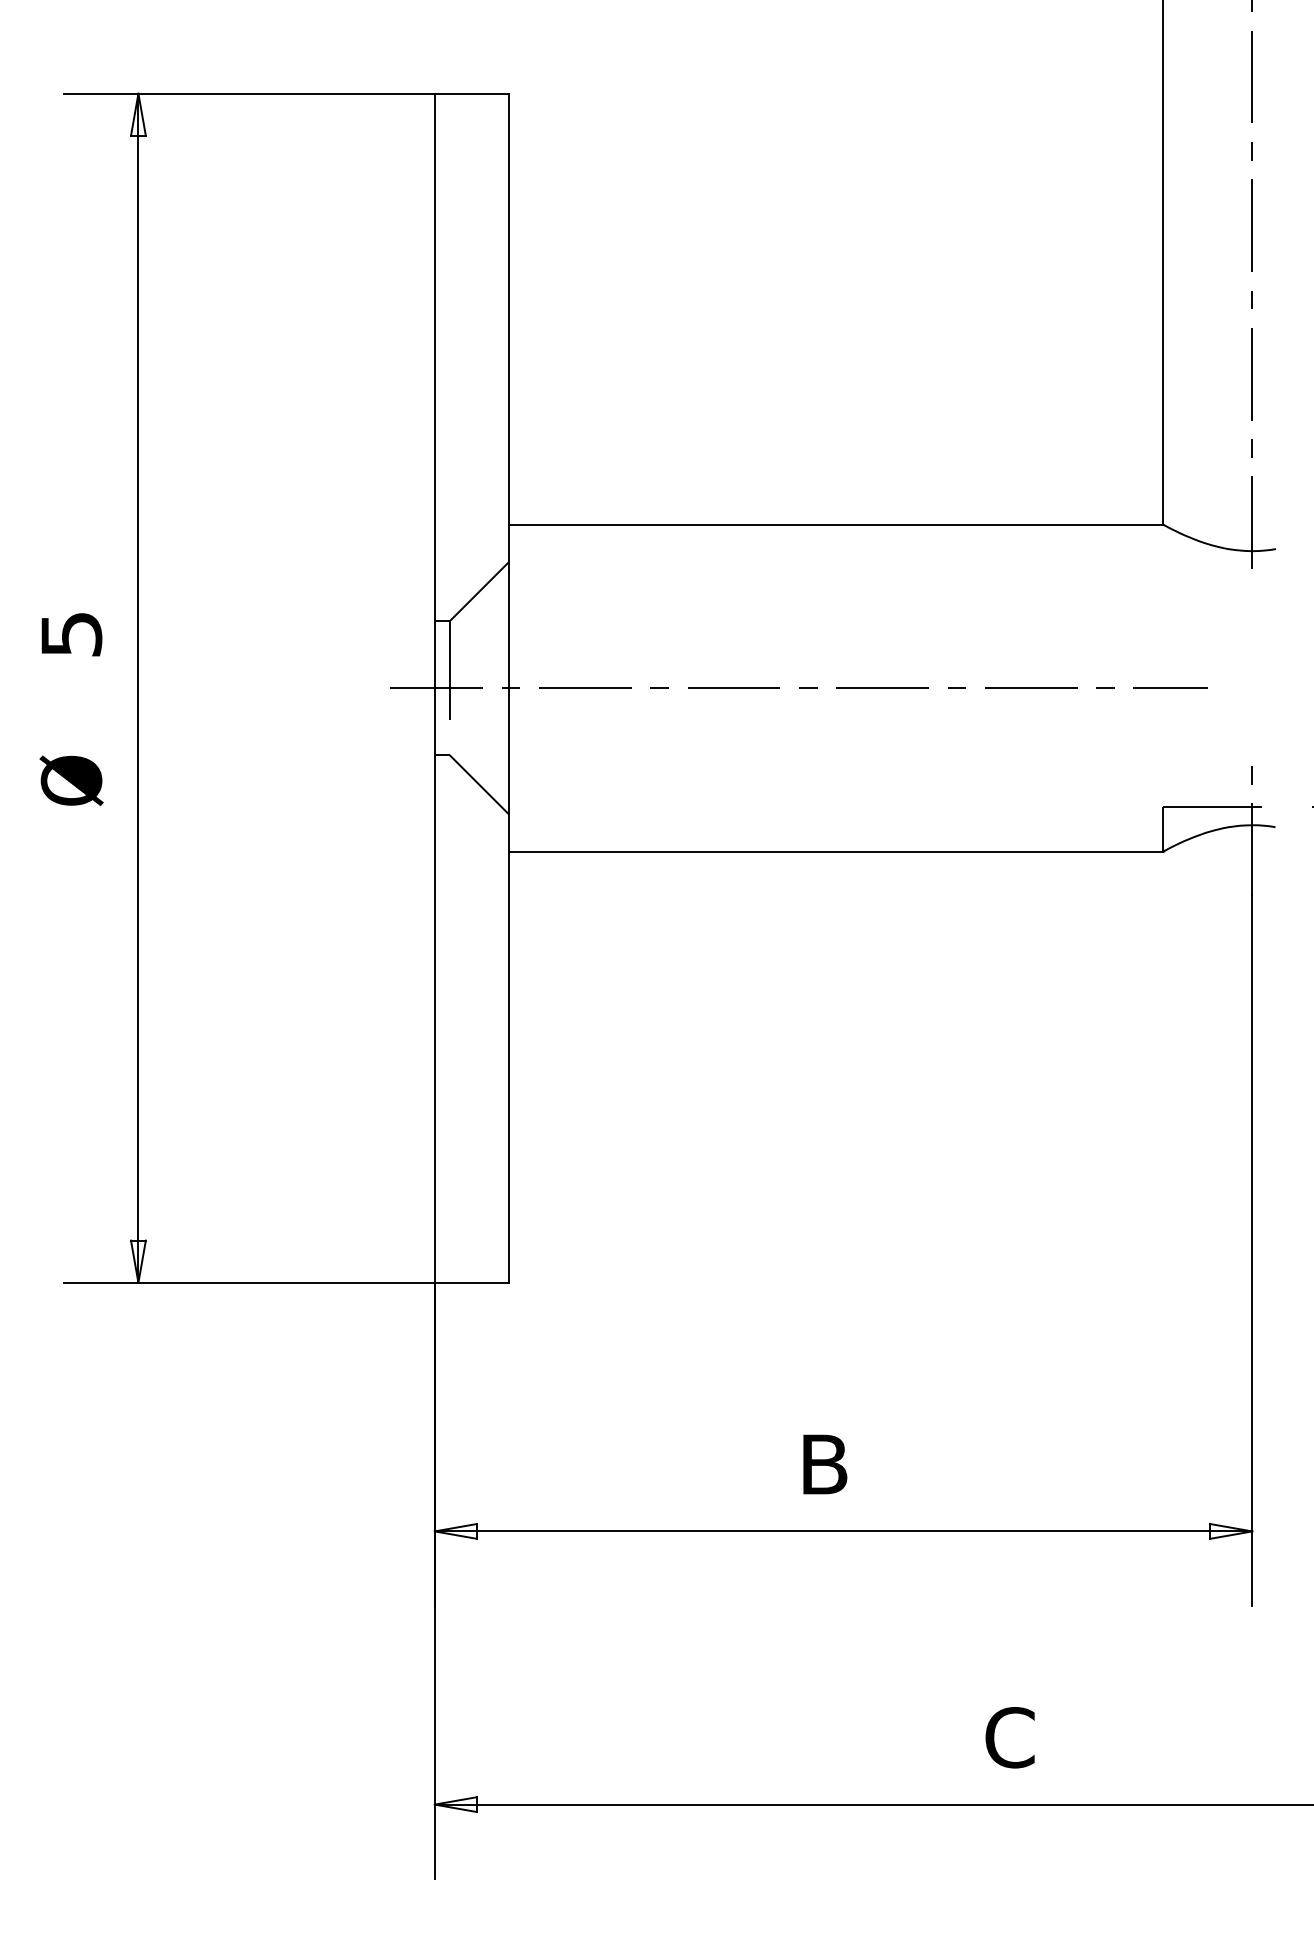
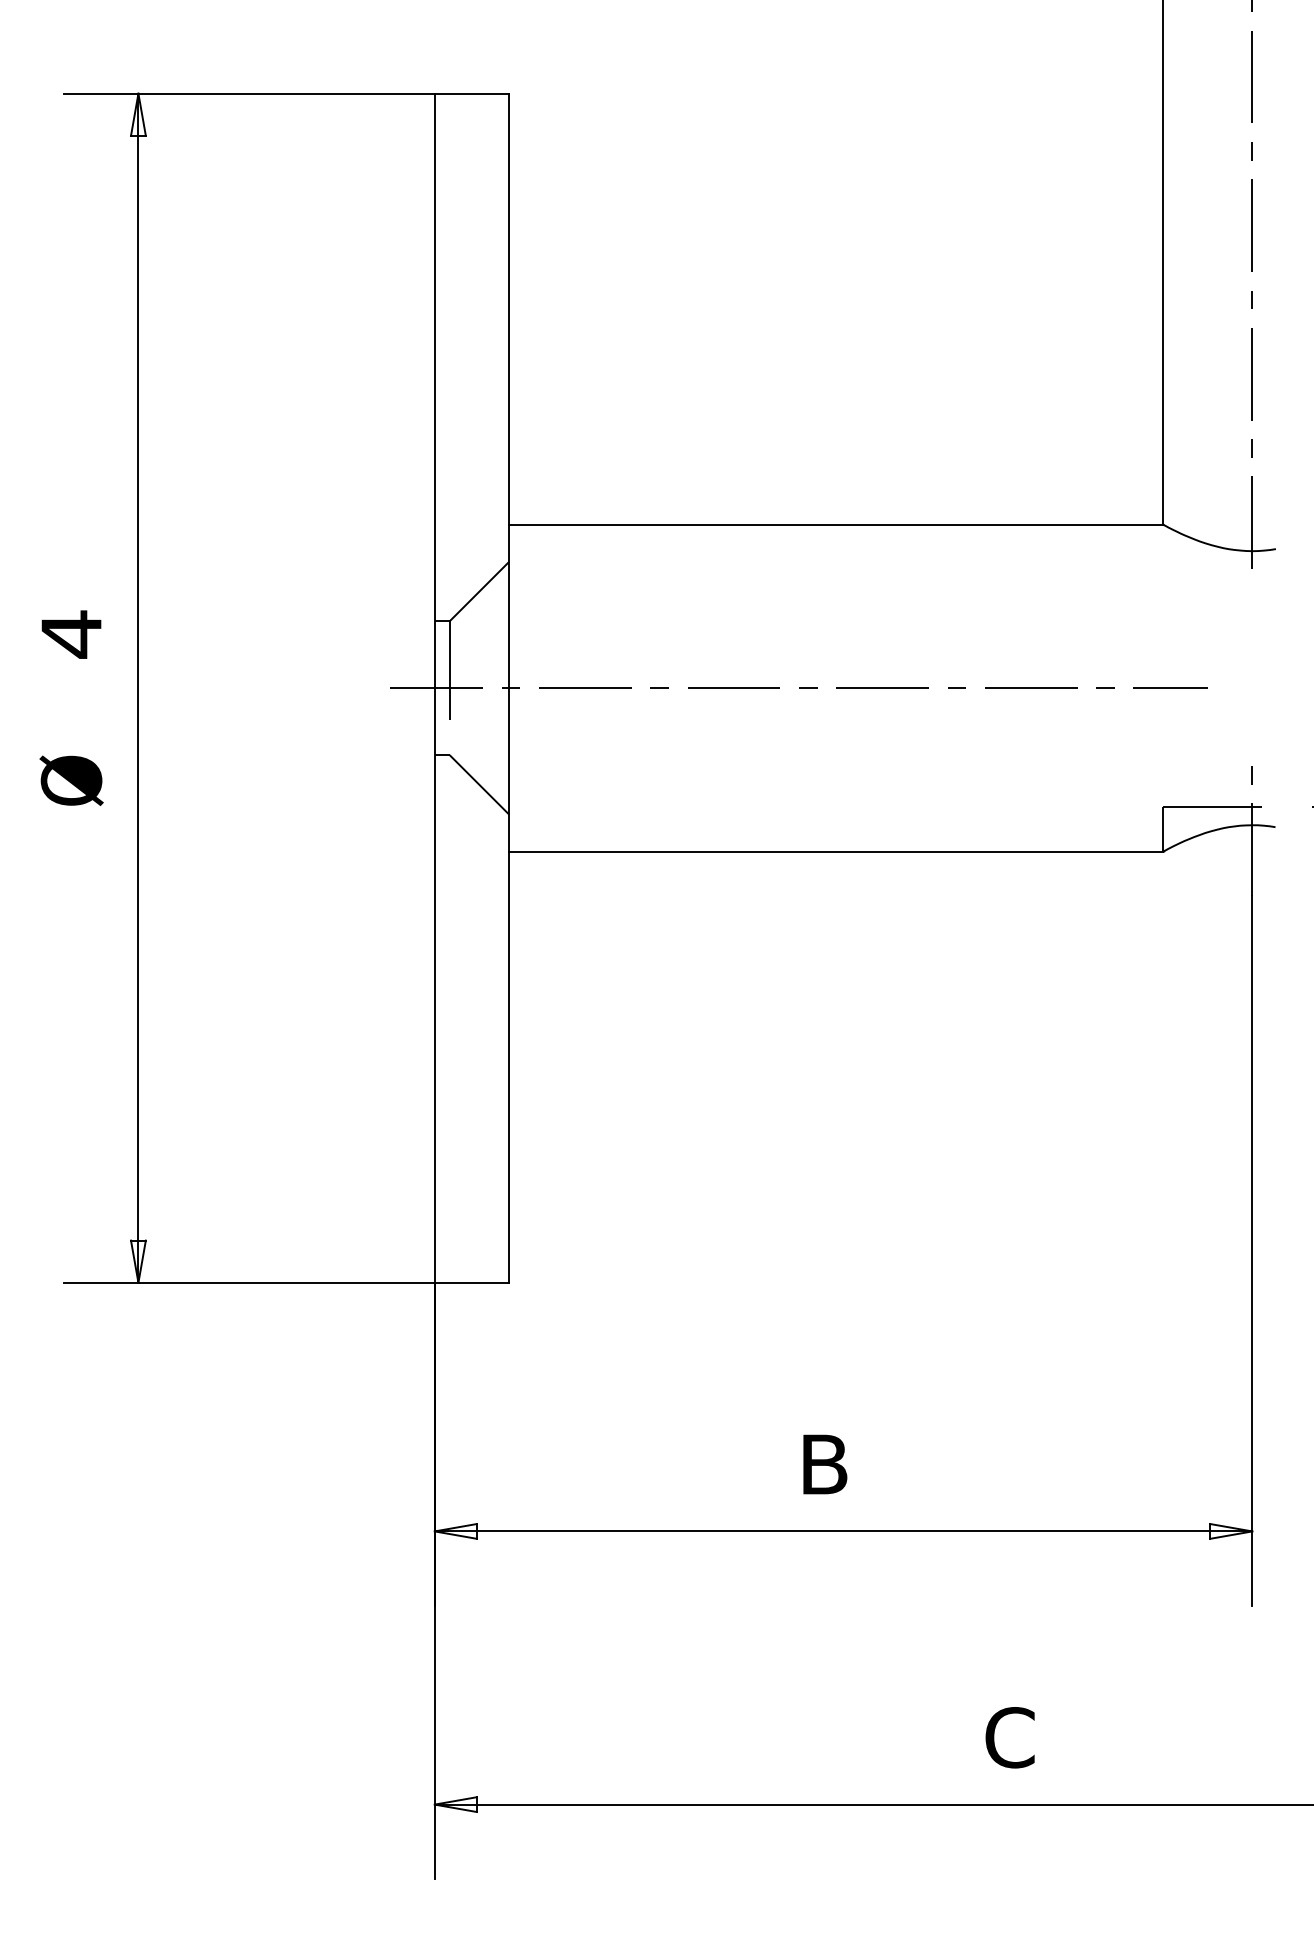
text: 5 -> 4 (71, 634)
